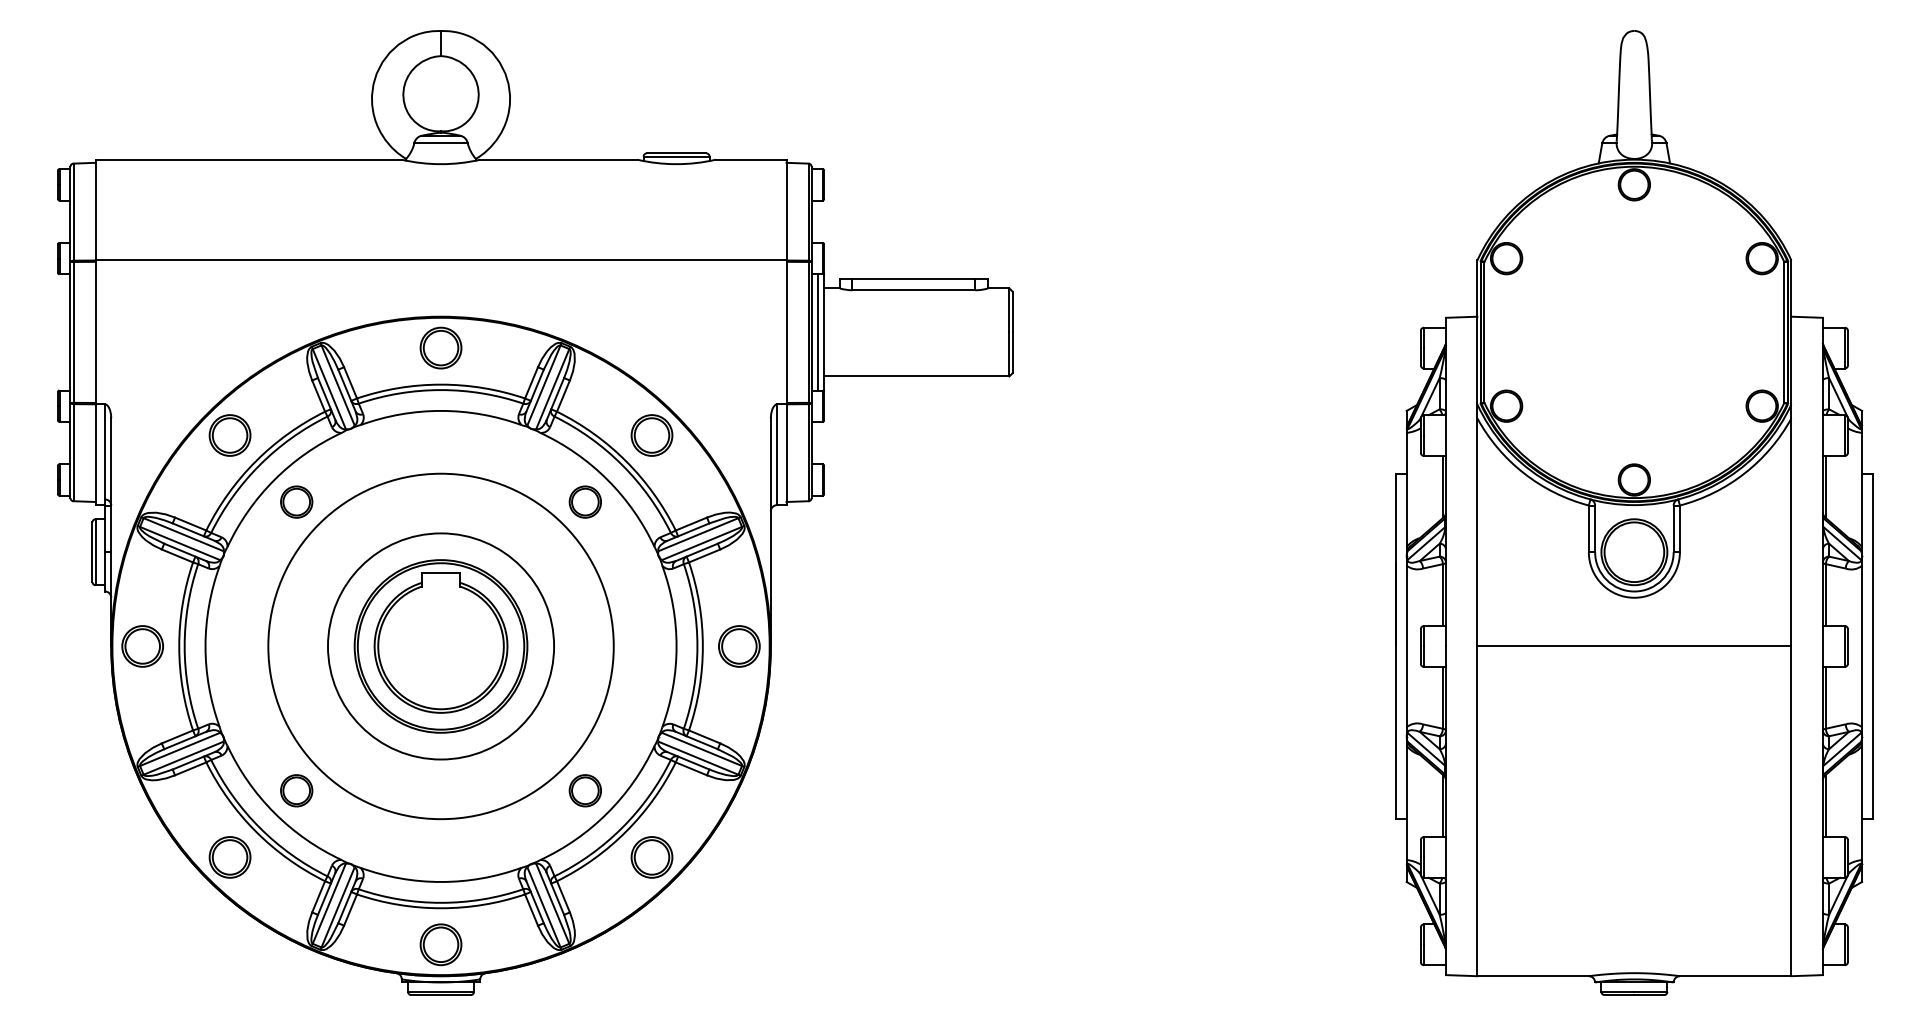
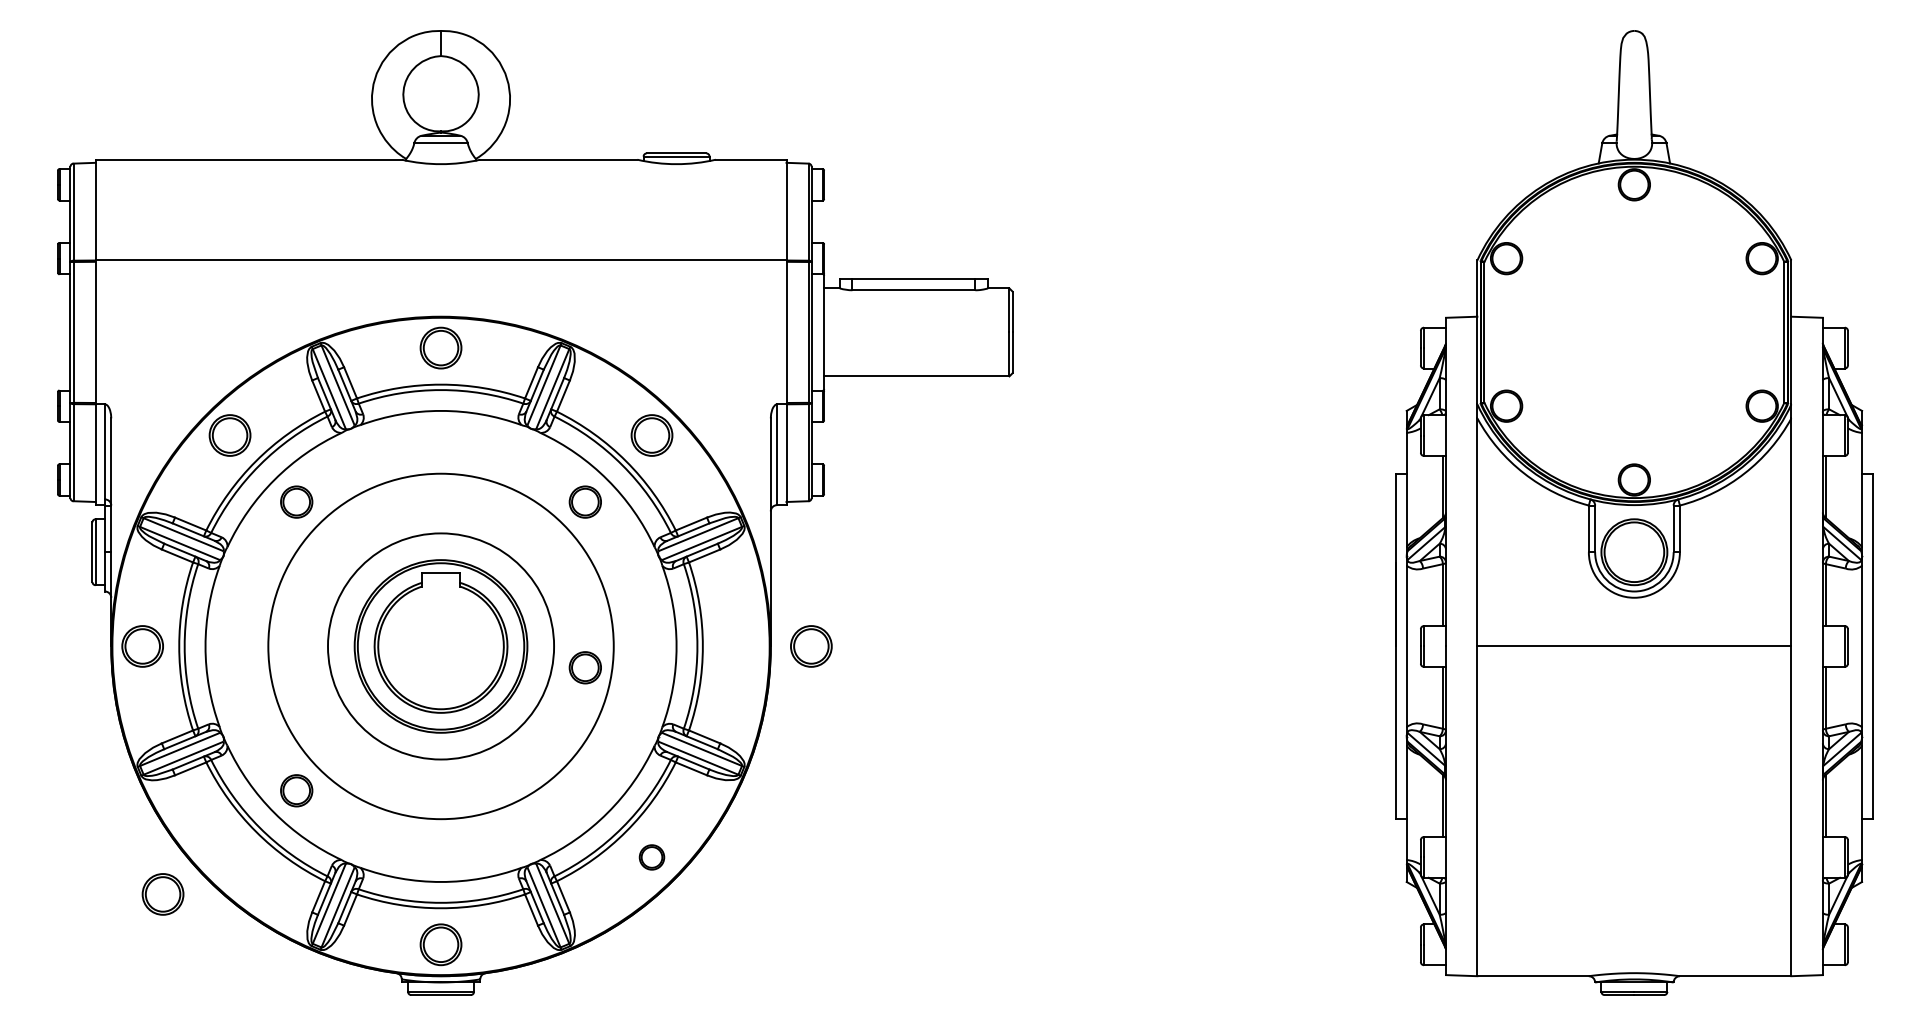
line: present -> none (817, 332)
part position: (739, 646) -> (811, 646) (811, 646)
part position: (584, 790) -> (584, 667) (584, 667)
part position: (229, 857) -> (162, 894) (162, 894)
part size: 44x43 px -> 28x27 px (651, 857)
